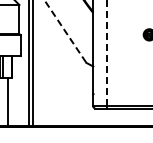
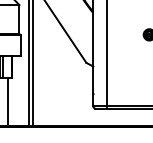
line: dashed -> solid (65, 32)
line: dashed -> solid (106, 52)
